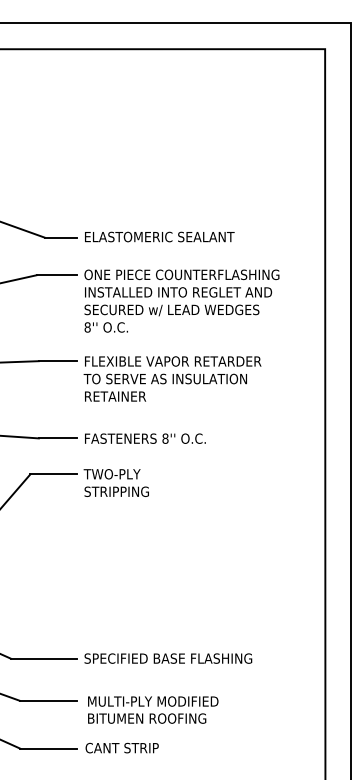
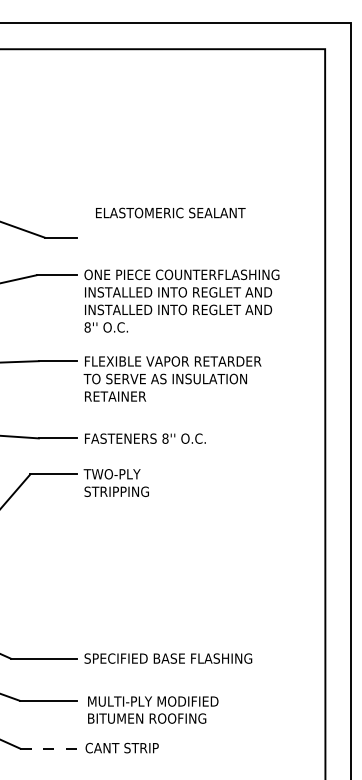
text position: (159, 236) -> (170, 212) (170, 212)
text: SECURED w/ LEAD WEDGES -> INSTALLED INTO REGLET AND (178, 310)
line: solid -> dashed (48, 748)
